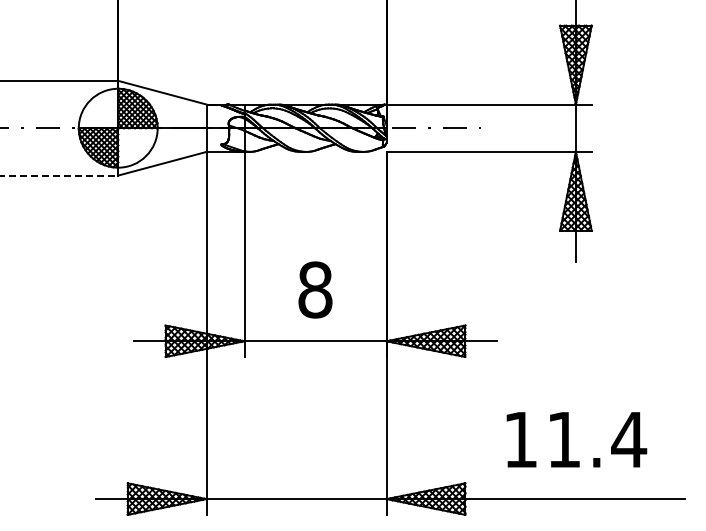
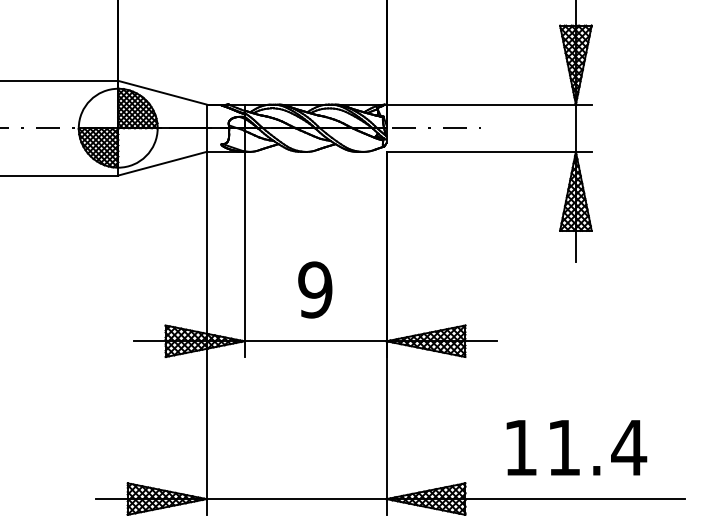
line: dashed -> solid (59, 175)
text: 8 -> 9 (315, 289)
text position: (576, 439) -> (576, 447) (576, 447)
